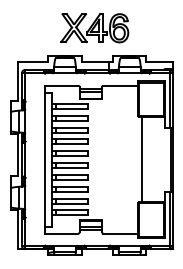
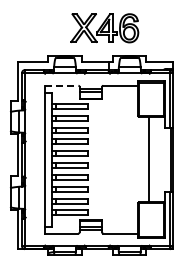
part position: (94, 28) -> (104, 28) (104, 28)
line: solid -> dashed (61, 85)
line position: (142, 159) -> (149, 159) (149, 159)
